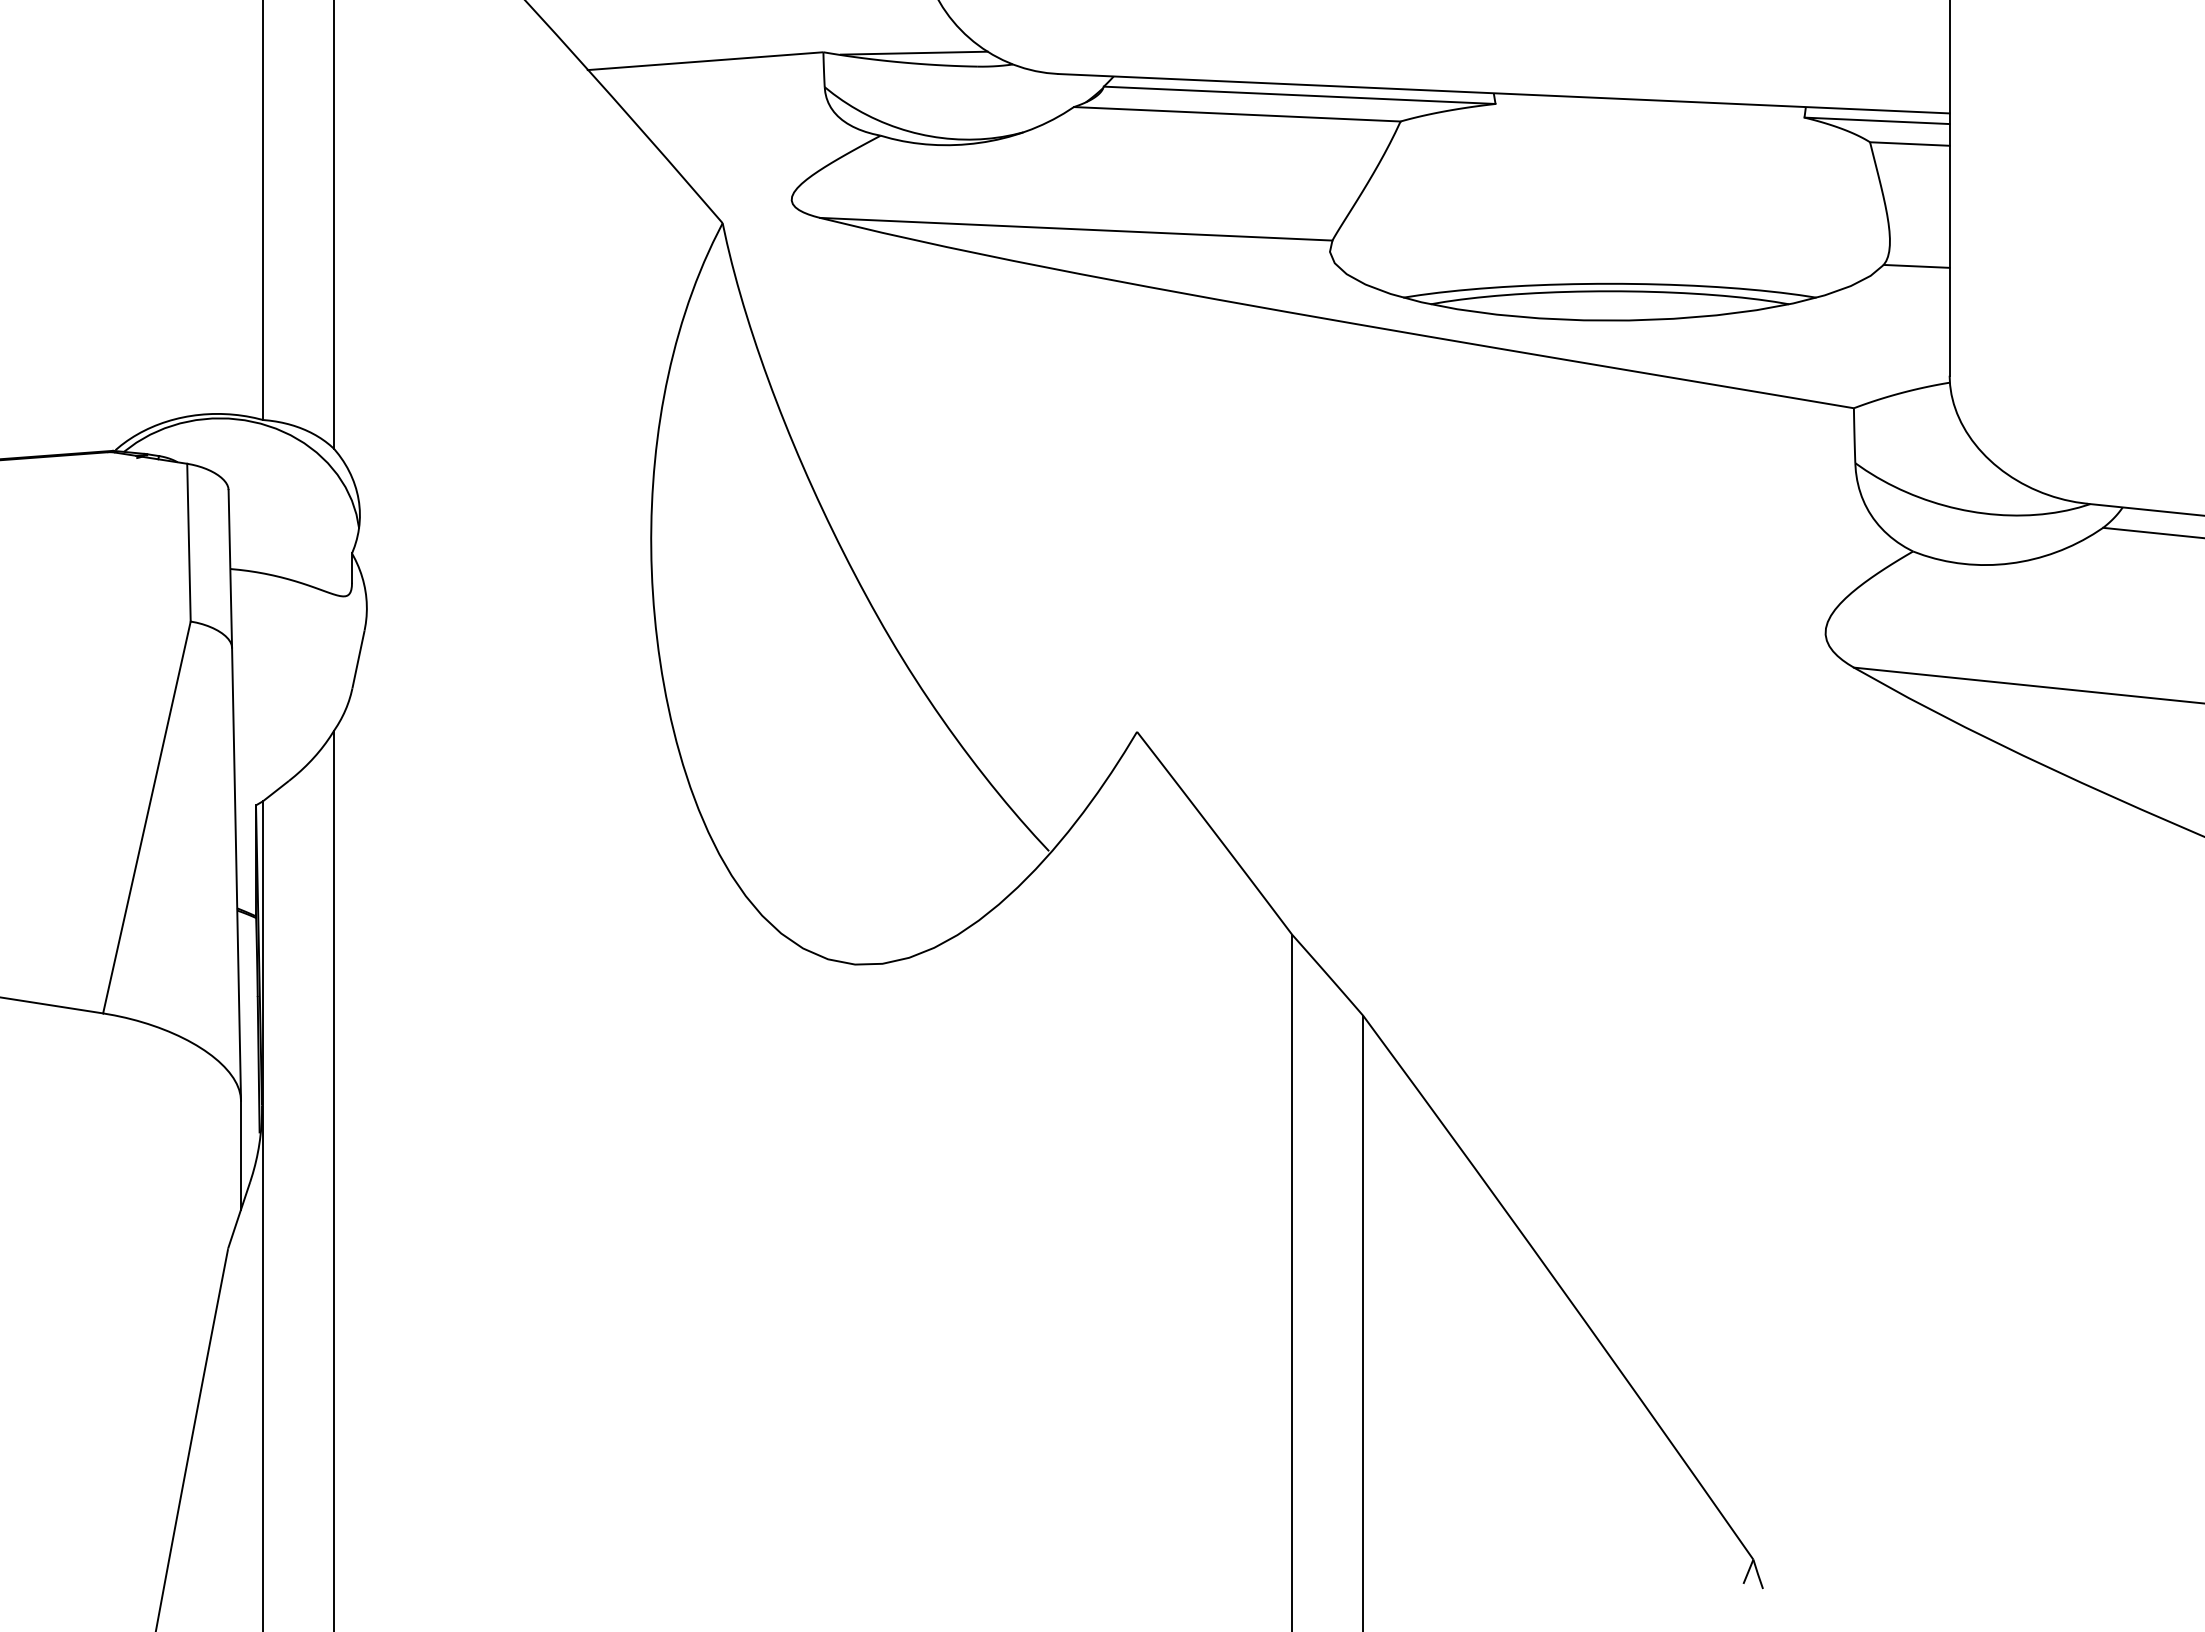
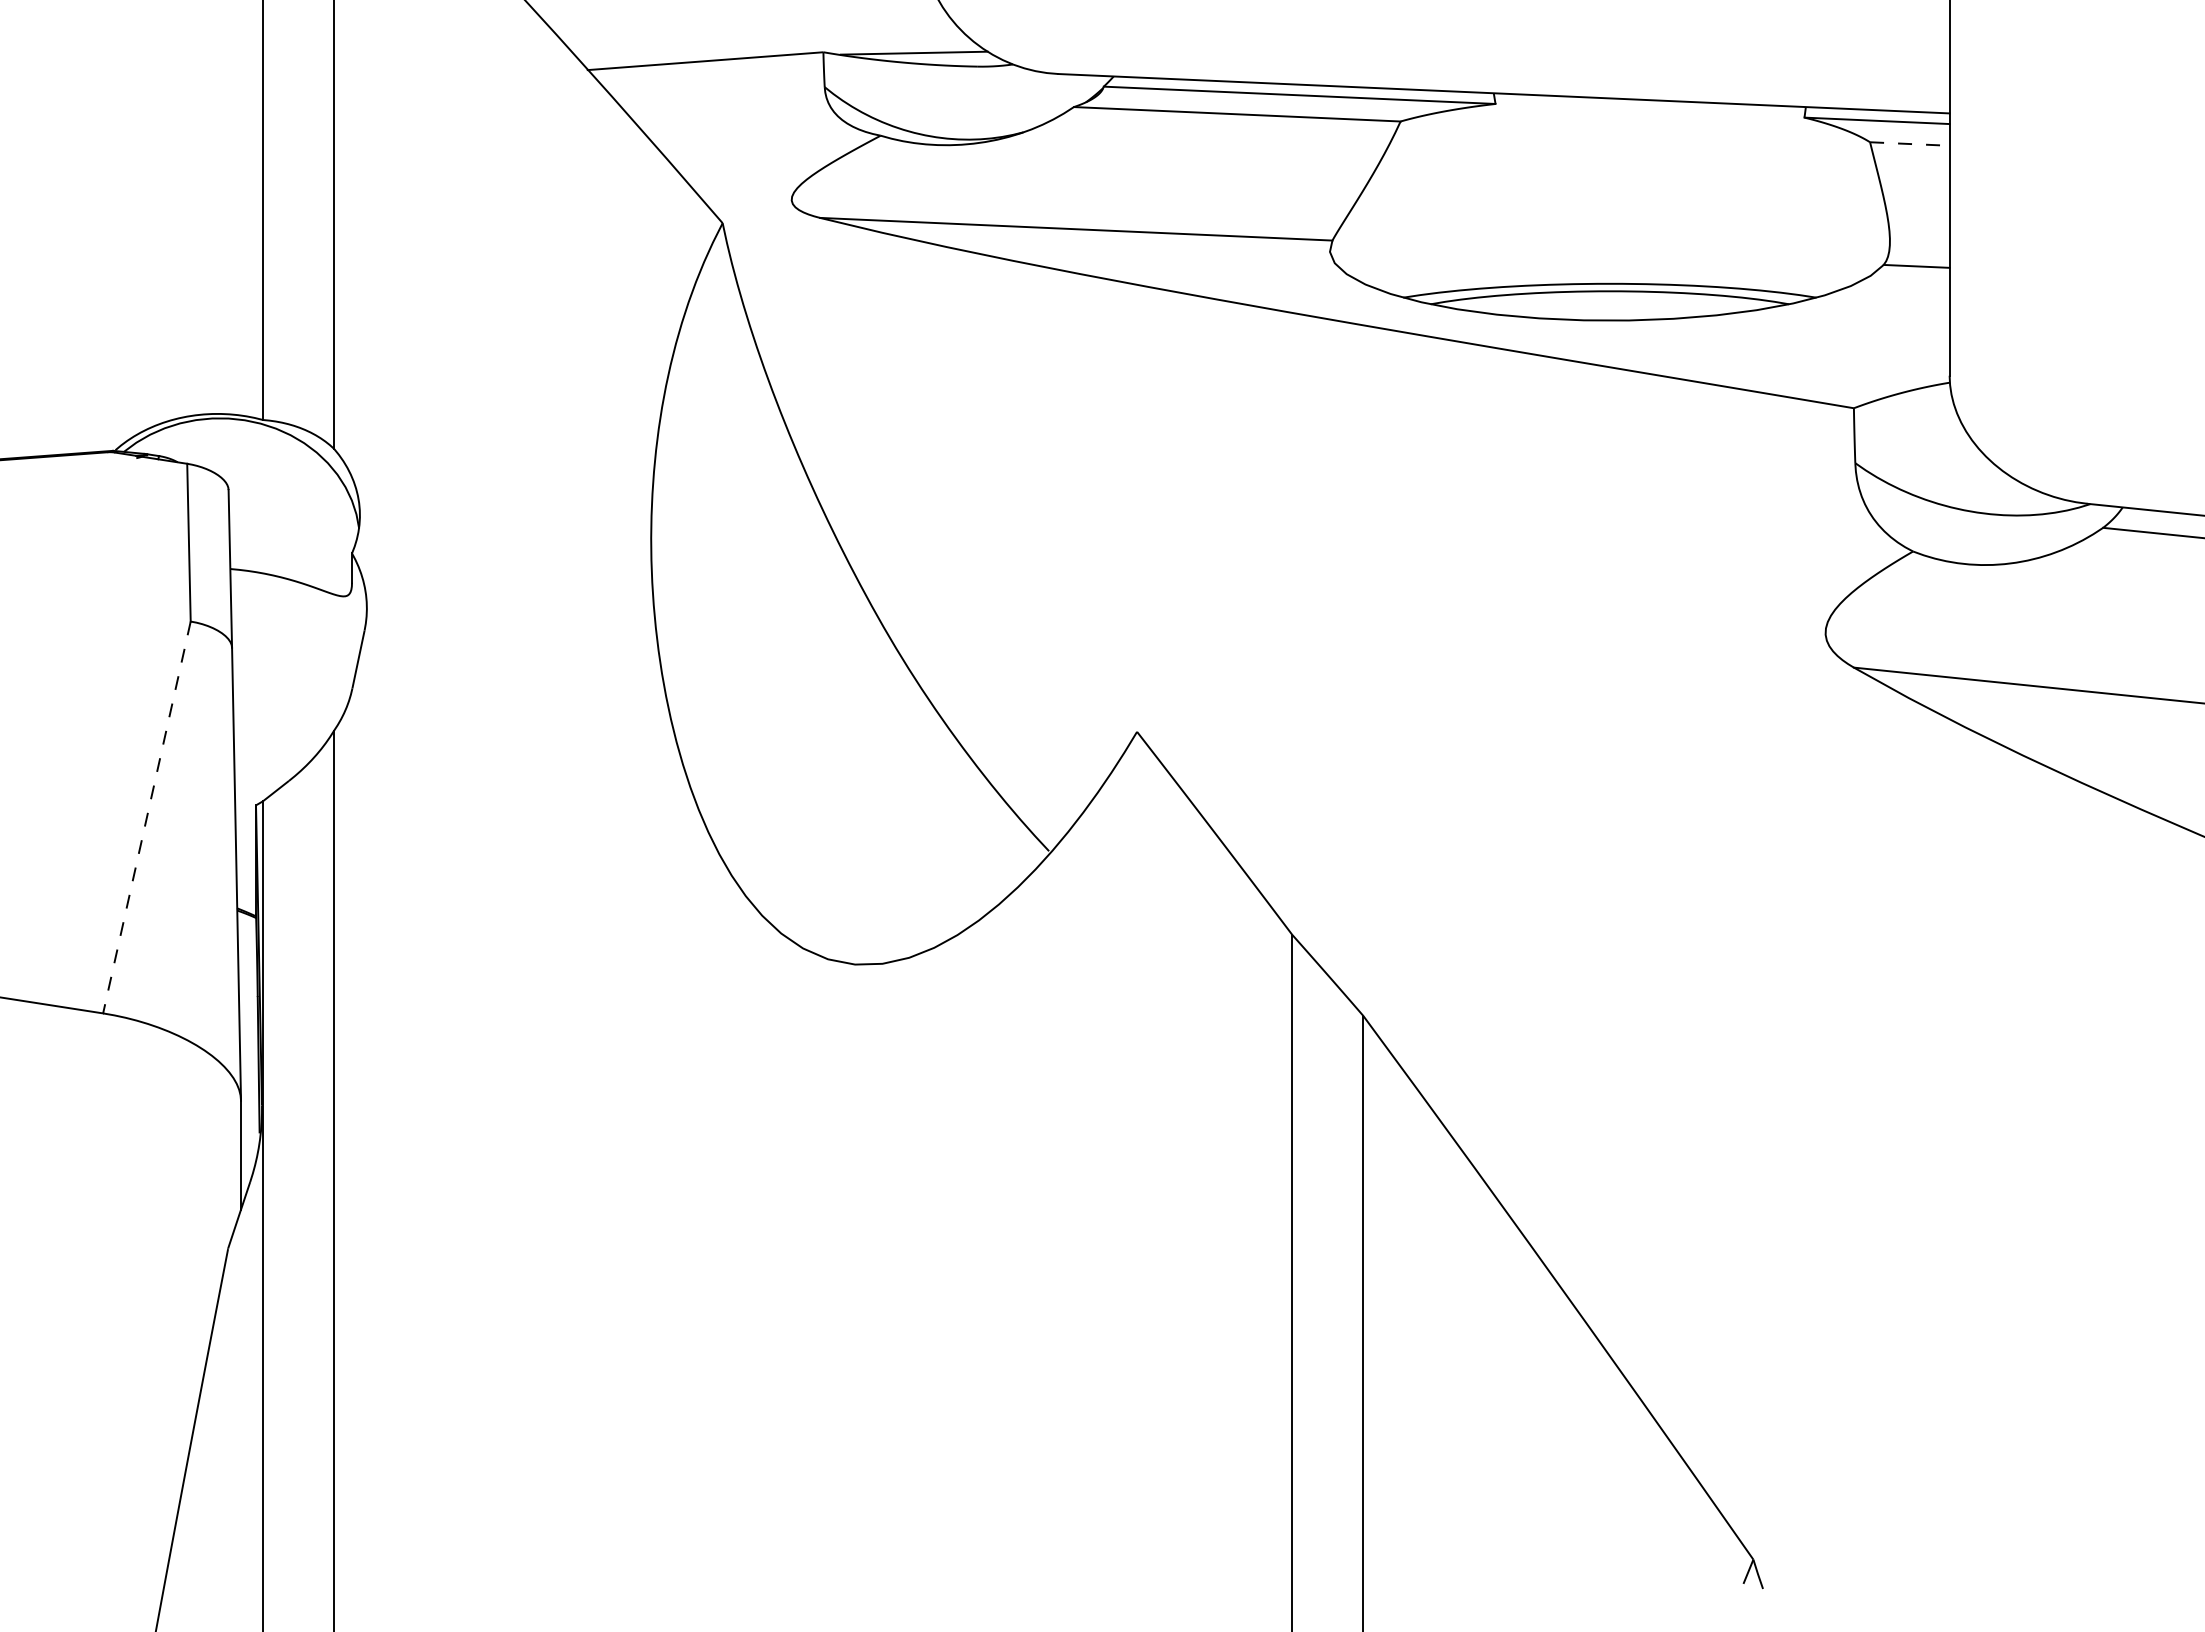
line: solid -> dashed (1909, 144)
line: solid -> dashed (146, 817)
